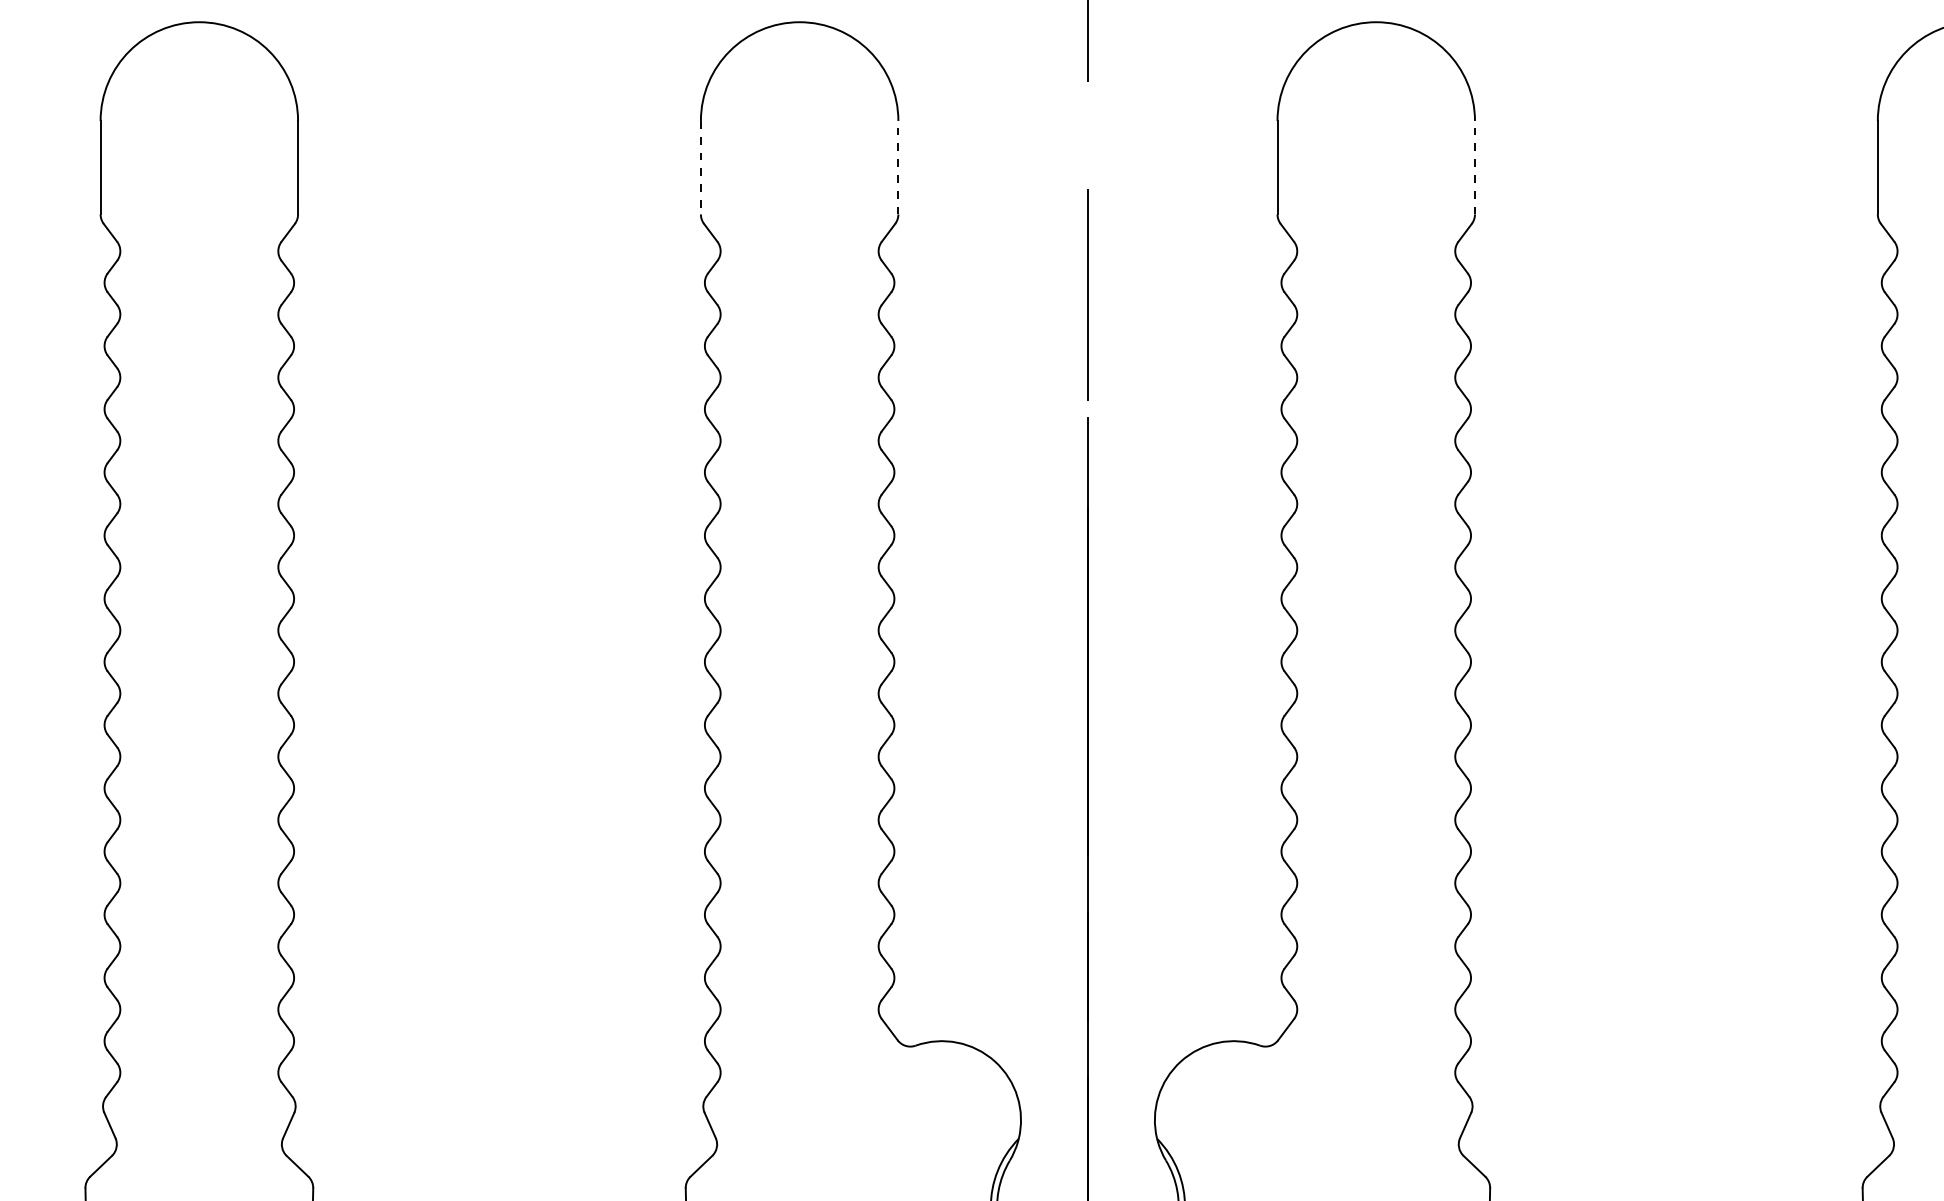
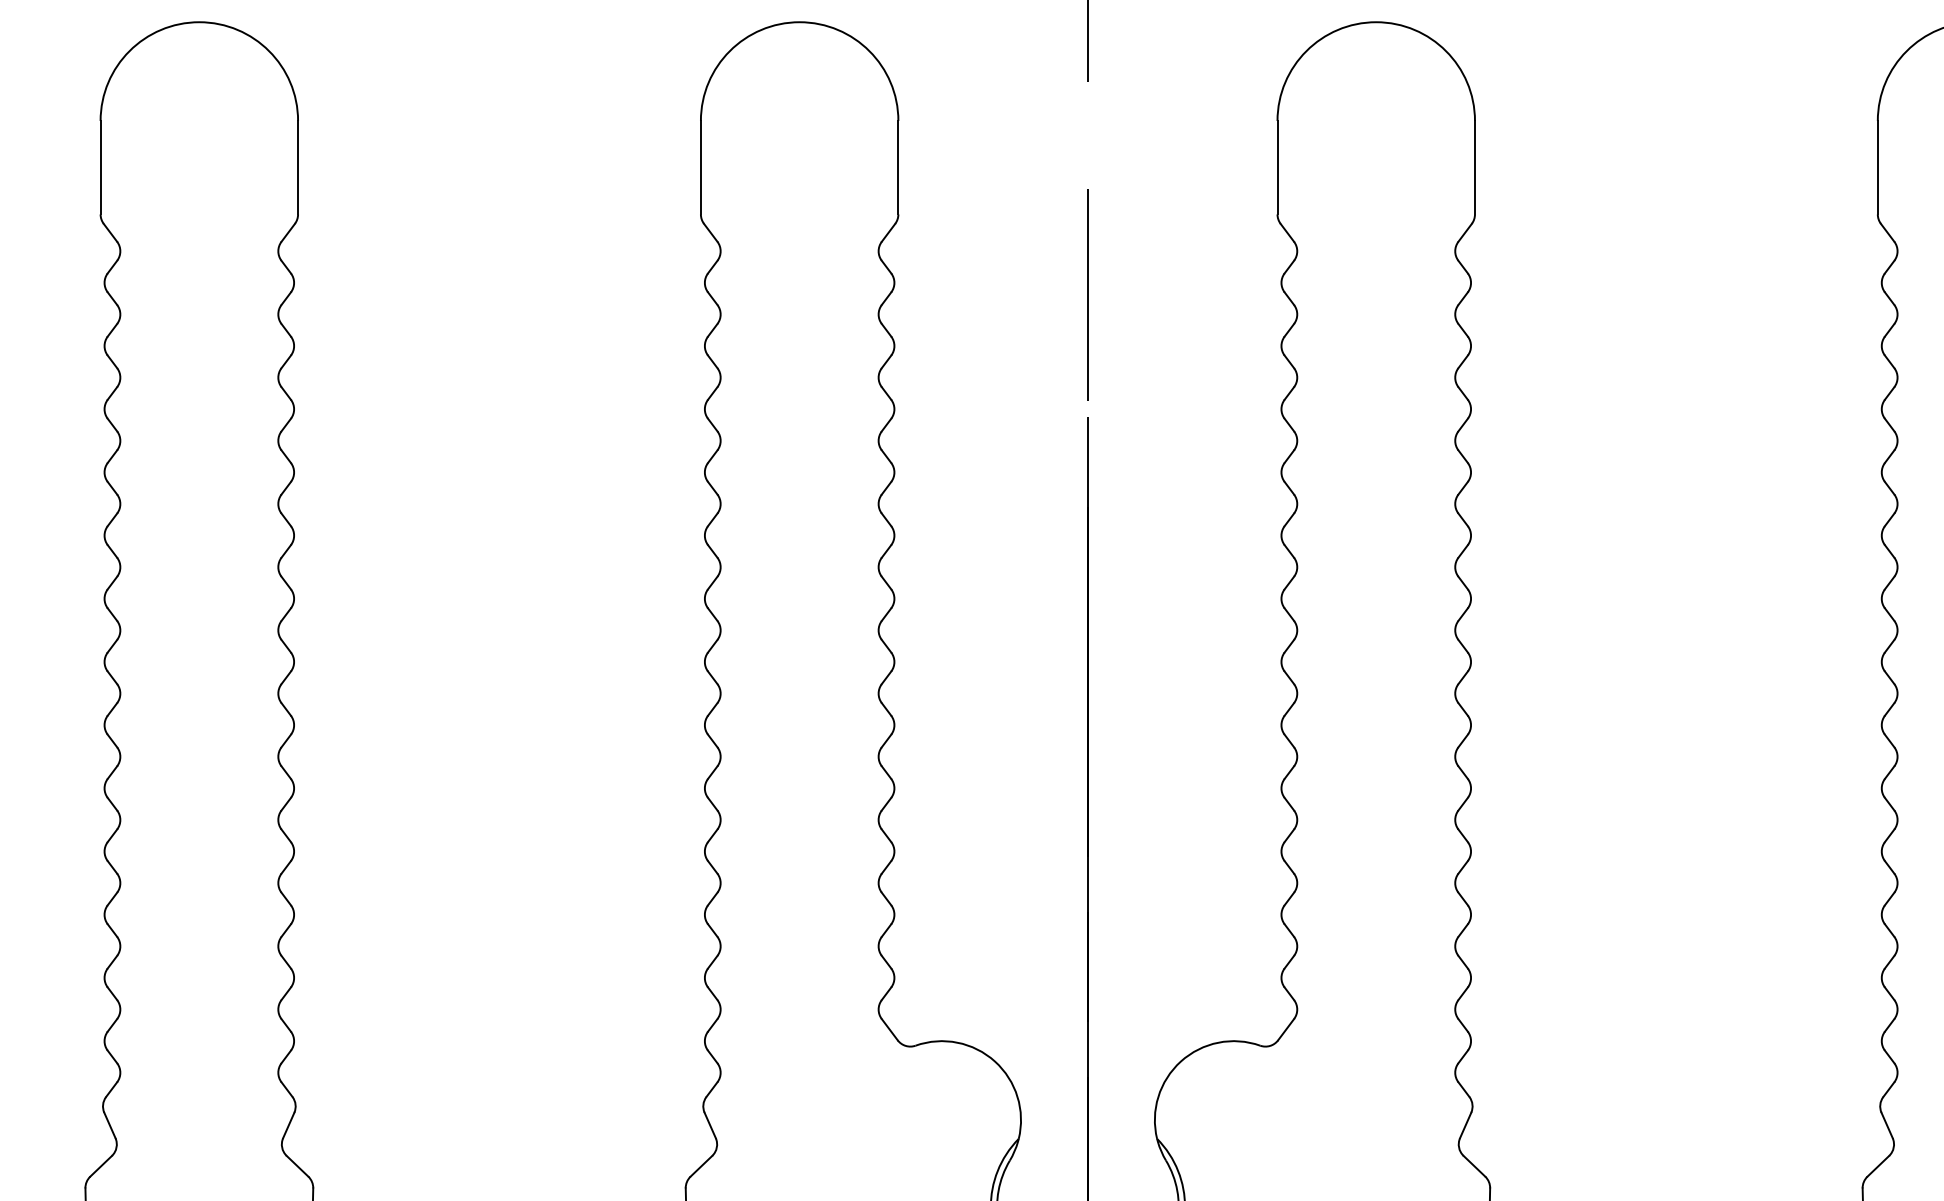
line: dashed -> solid (700, 167)
line: dashed -> solid (898, 167)
line: dashed -> solid (1474, 167)
